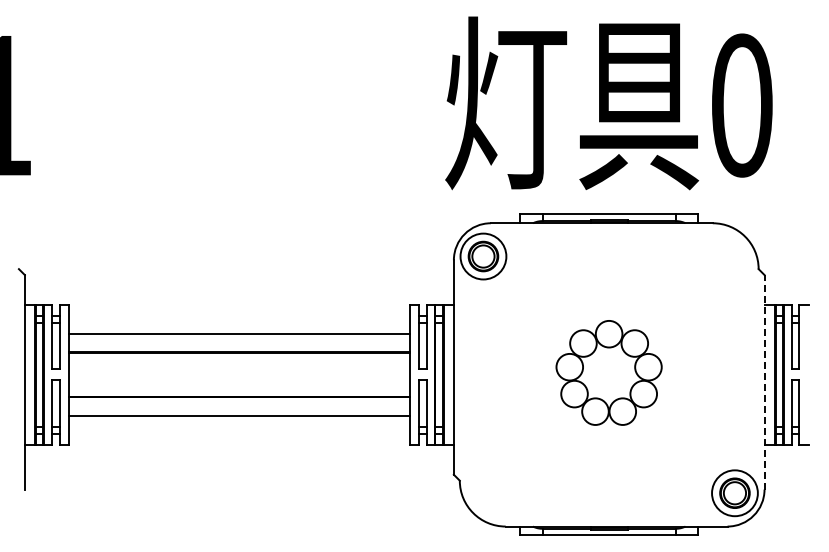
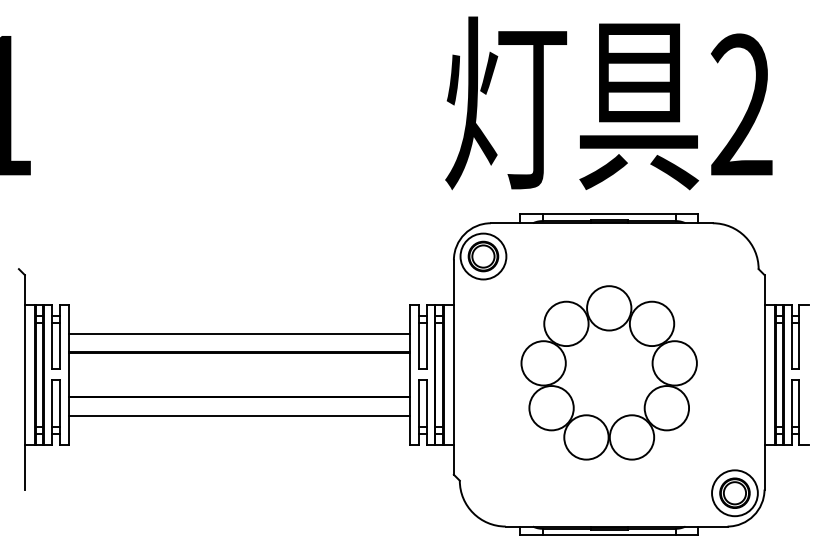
text: 0 -> 2 (741, 105)
part size: 108x106 px -> 178x176 px (608, 372)
line: dashed -> solid (764, 381)
